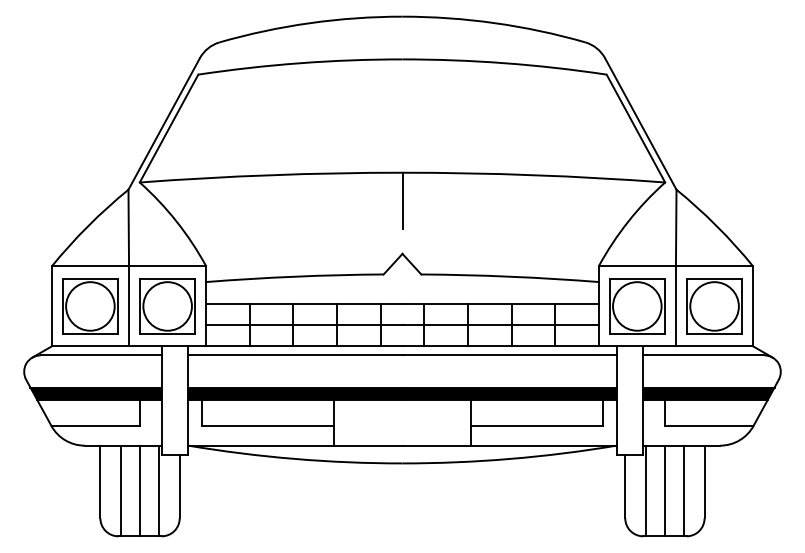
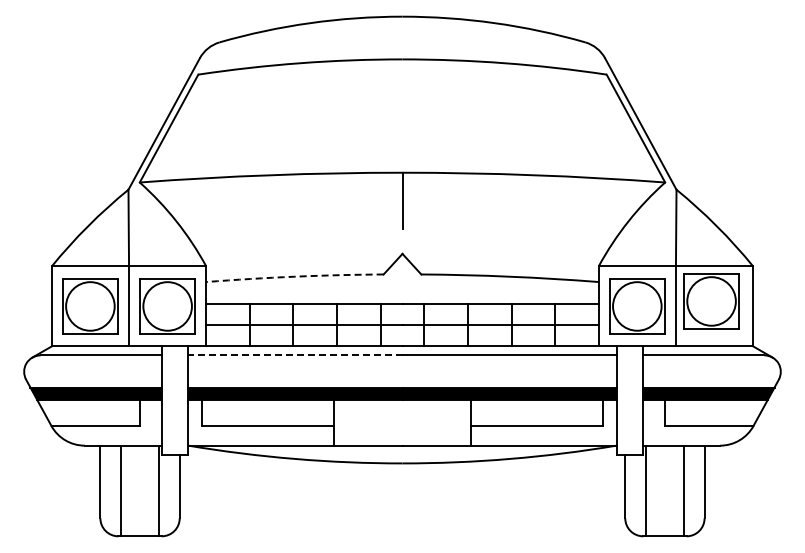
arc: solid -> dashed (294, 276)
part position: (714, 306) -> (711, 301) (711, 301)
line: solid -> dashed (294, 355)
line: present -> none (140, 490)
line: present -> none (664, 490)
